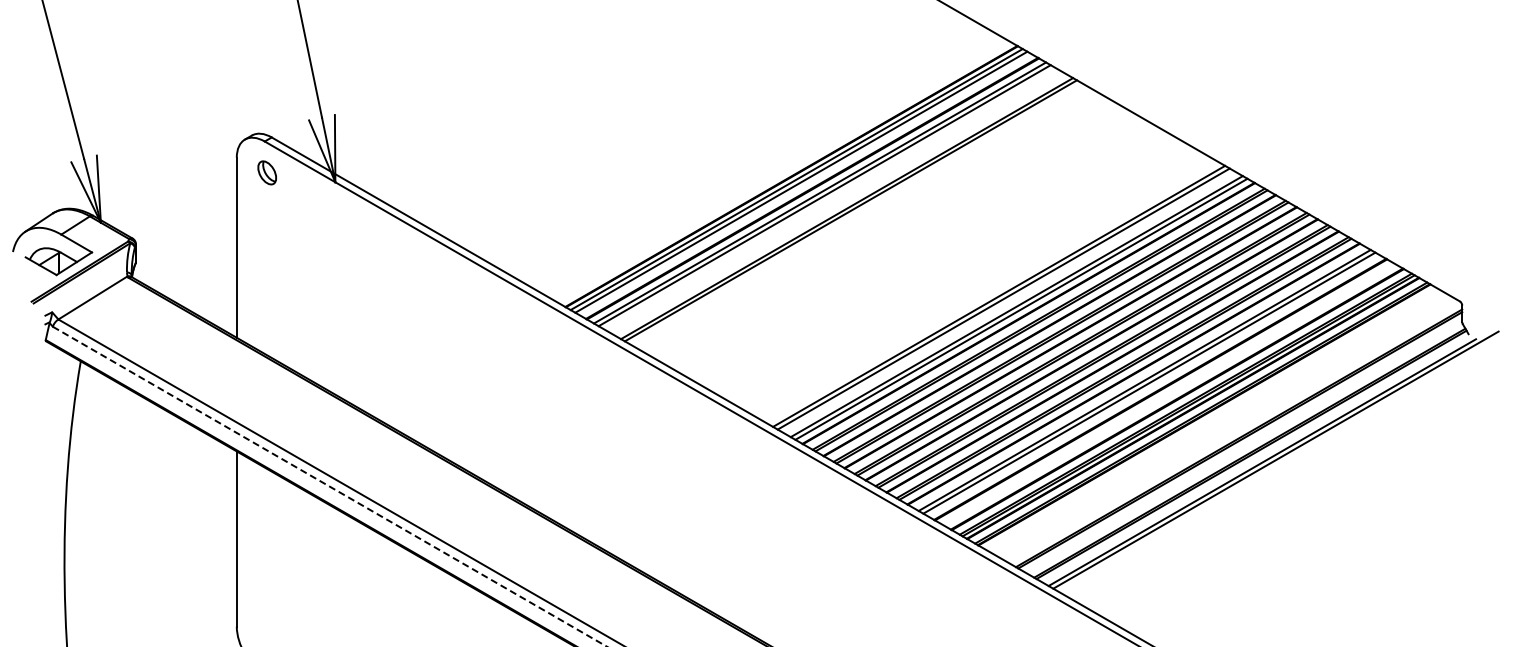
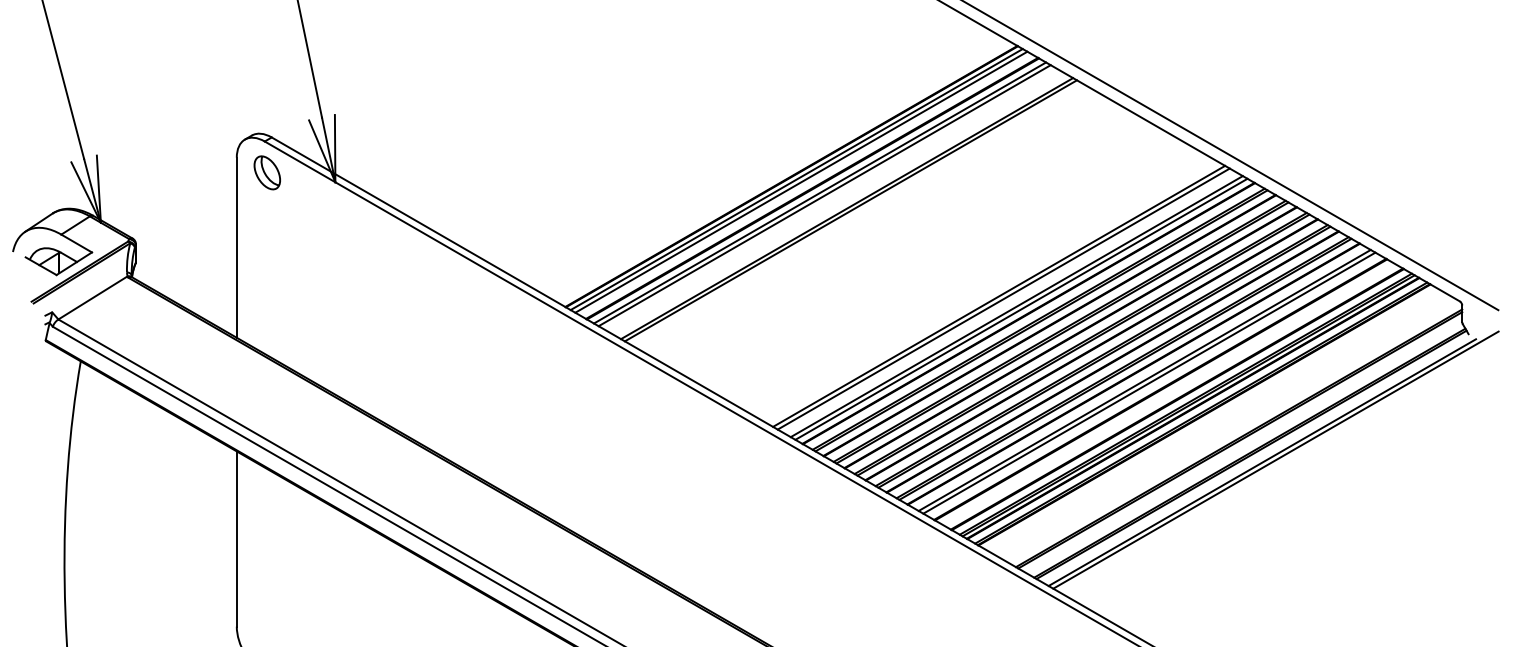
line: none -> present (1231, 156)
part size: 20x26 px -> 28x36 px (266, 172)
line: dashed -> solid (329, 486)
